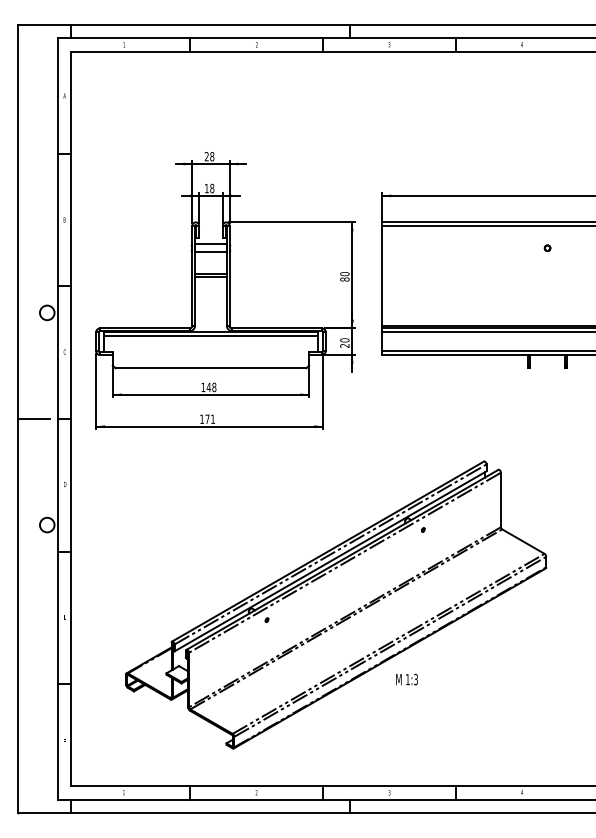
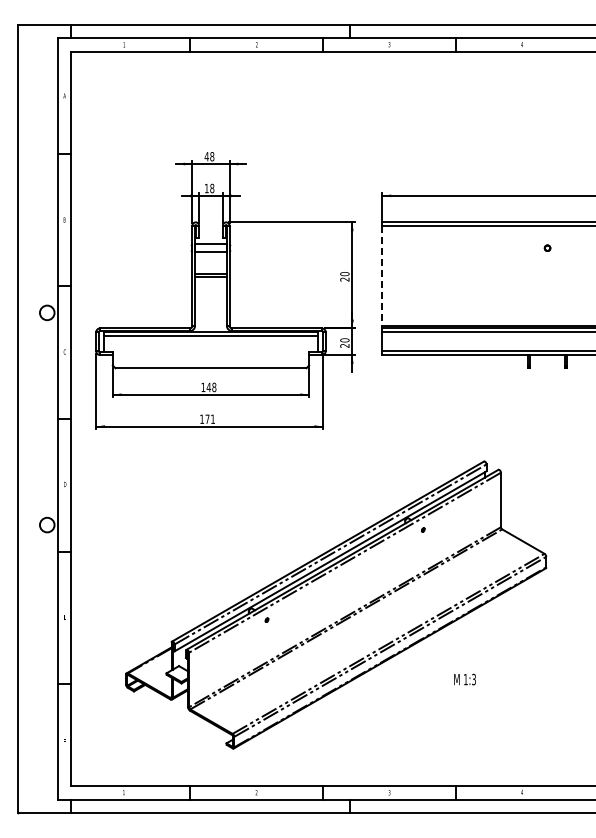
text: 28 -> 48 (206, 156)
line: solid -> dashed (382, 276)
text: 80 -> 20 (344, 279)
line: present -> none (33, 419)
text position: (406, 679) -> (464, 679) (464, 679)
